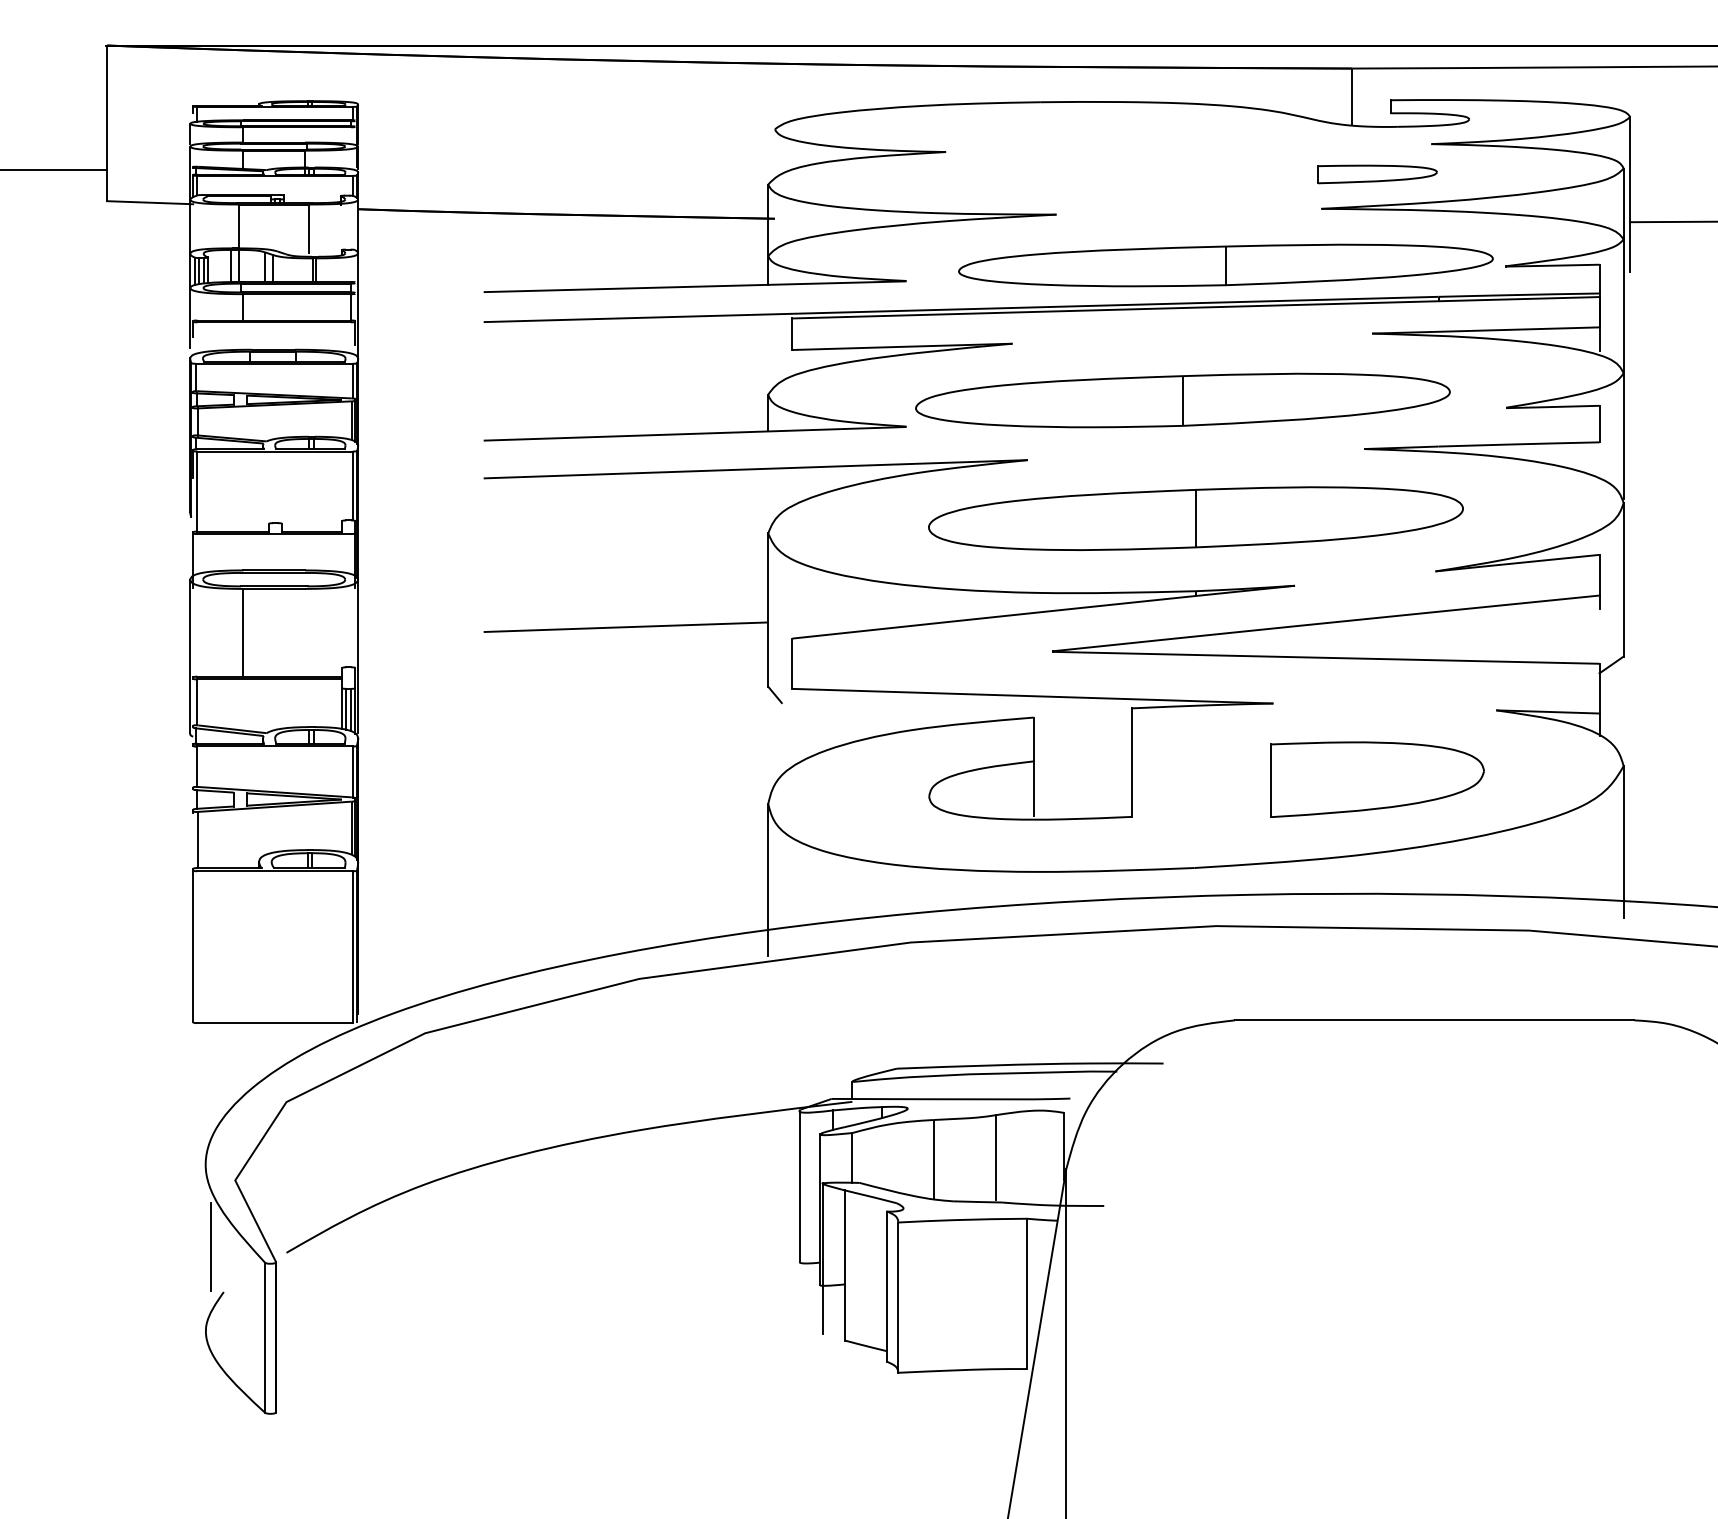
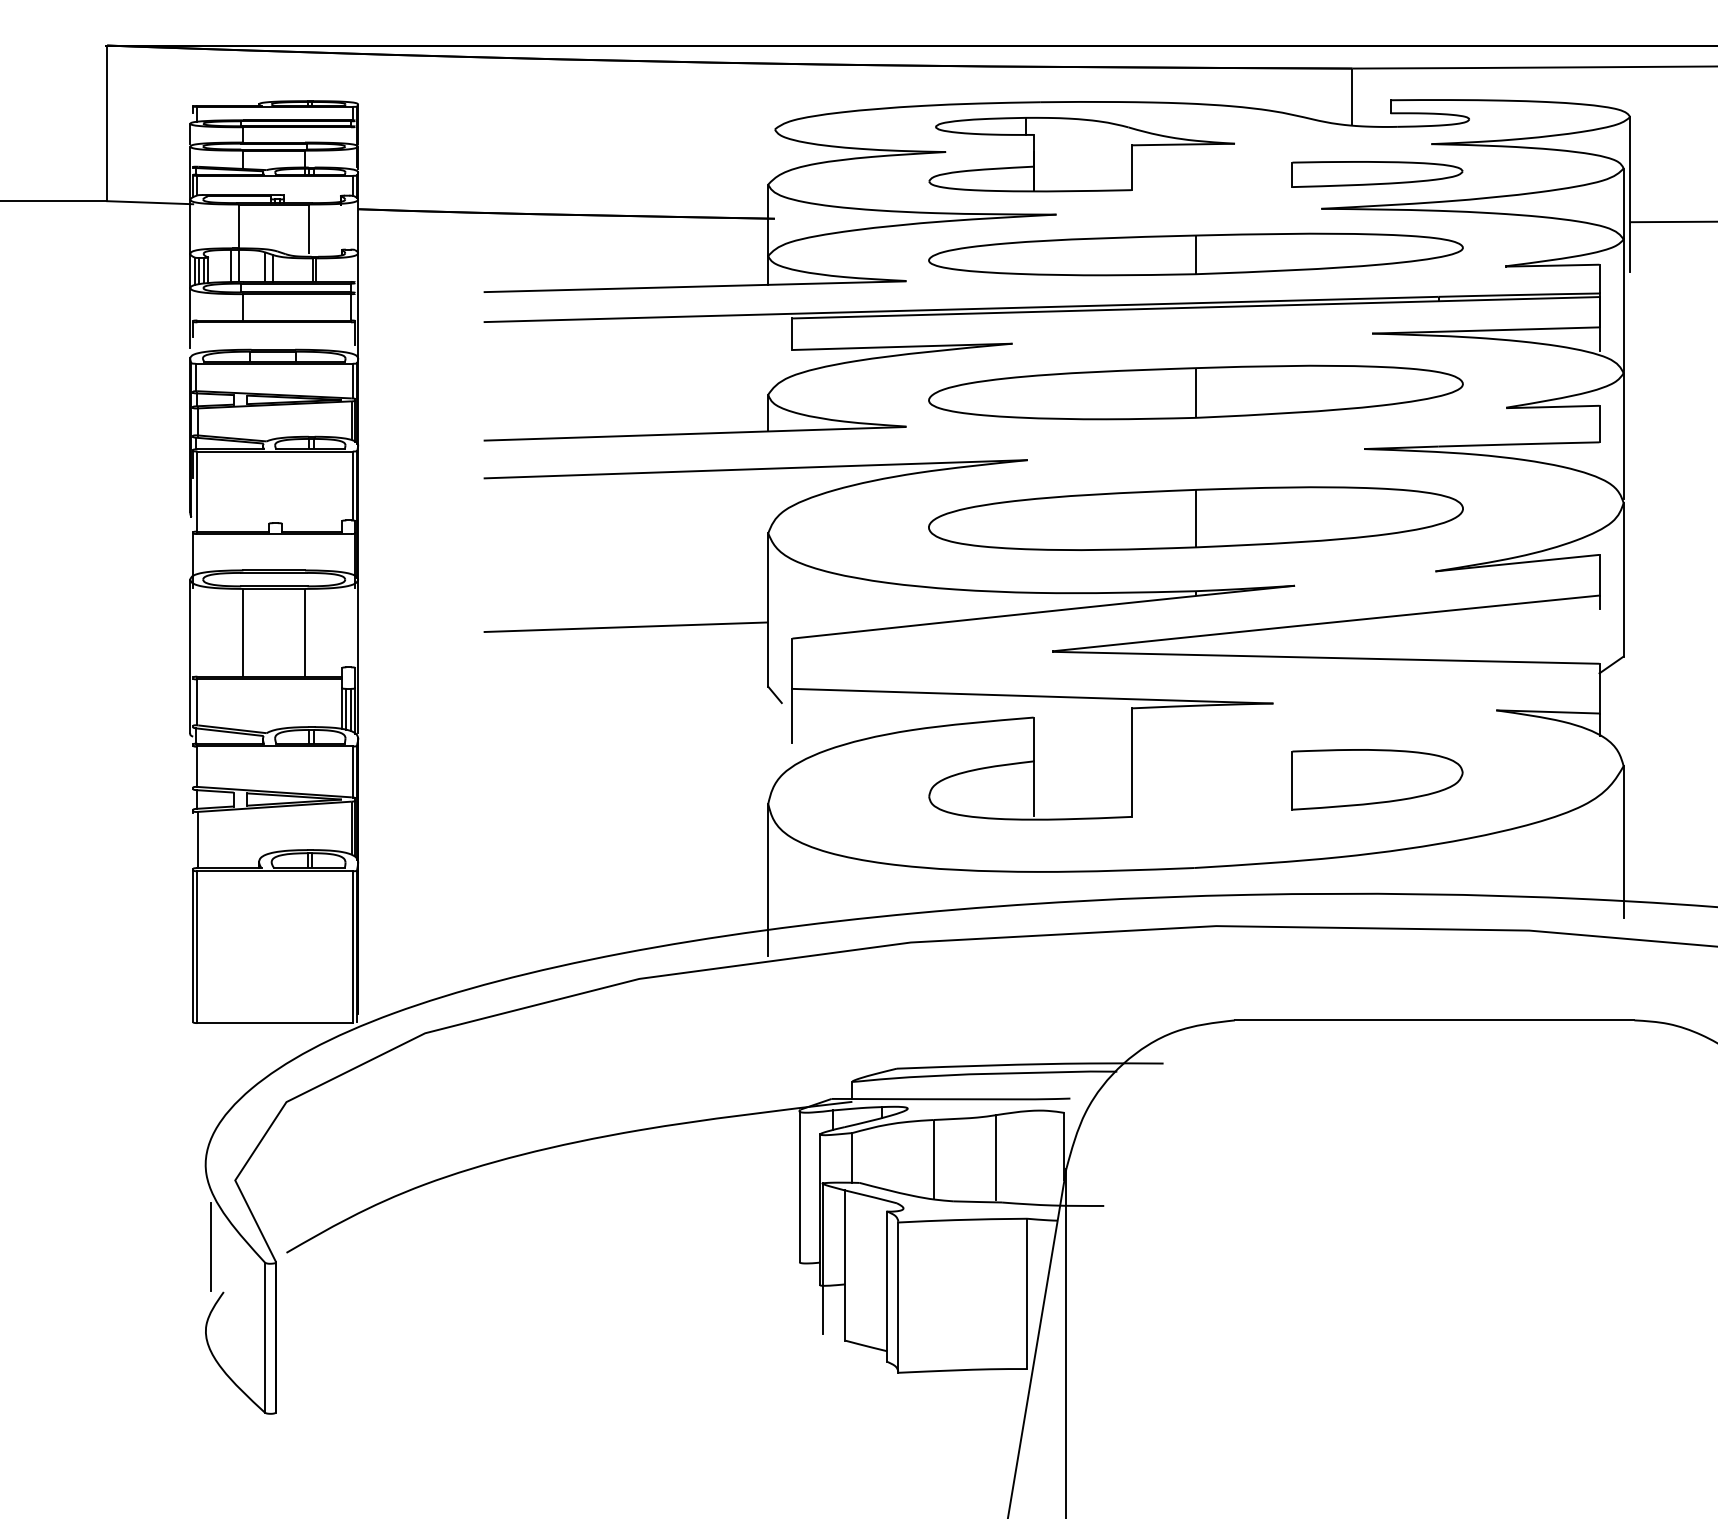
part: none -> present (1081, 154)
line position: (54, 170) -> (54, 201) (54, 201)
part size: 121x21 px -> 173x27 px (1377, 174)
part position: (1225, 265) -> (1195, 254) (1195, 254)
part position: (1182, 400) -> (1195, 392) (1195, 392)
line: none -> present (305, 632)
line: none -> present (792, 715)
part size: 215x77 px -> 173x62 px (1377, 779)
line: none -> present (197, 947)
